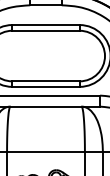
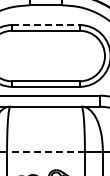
line: solid -> dashed (45, 25)
line: solid -> dashed (45, 151)
